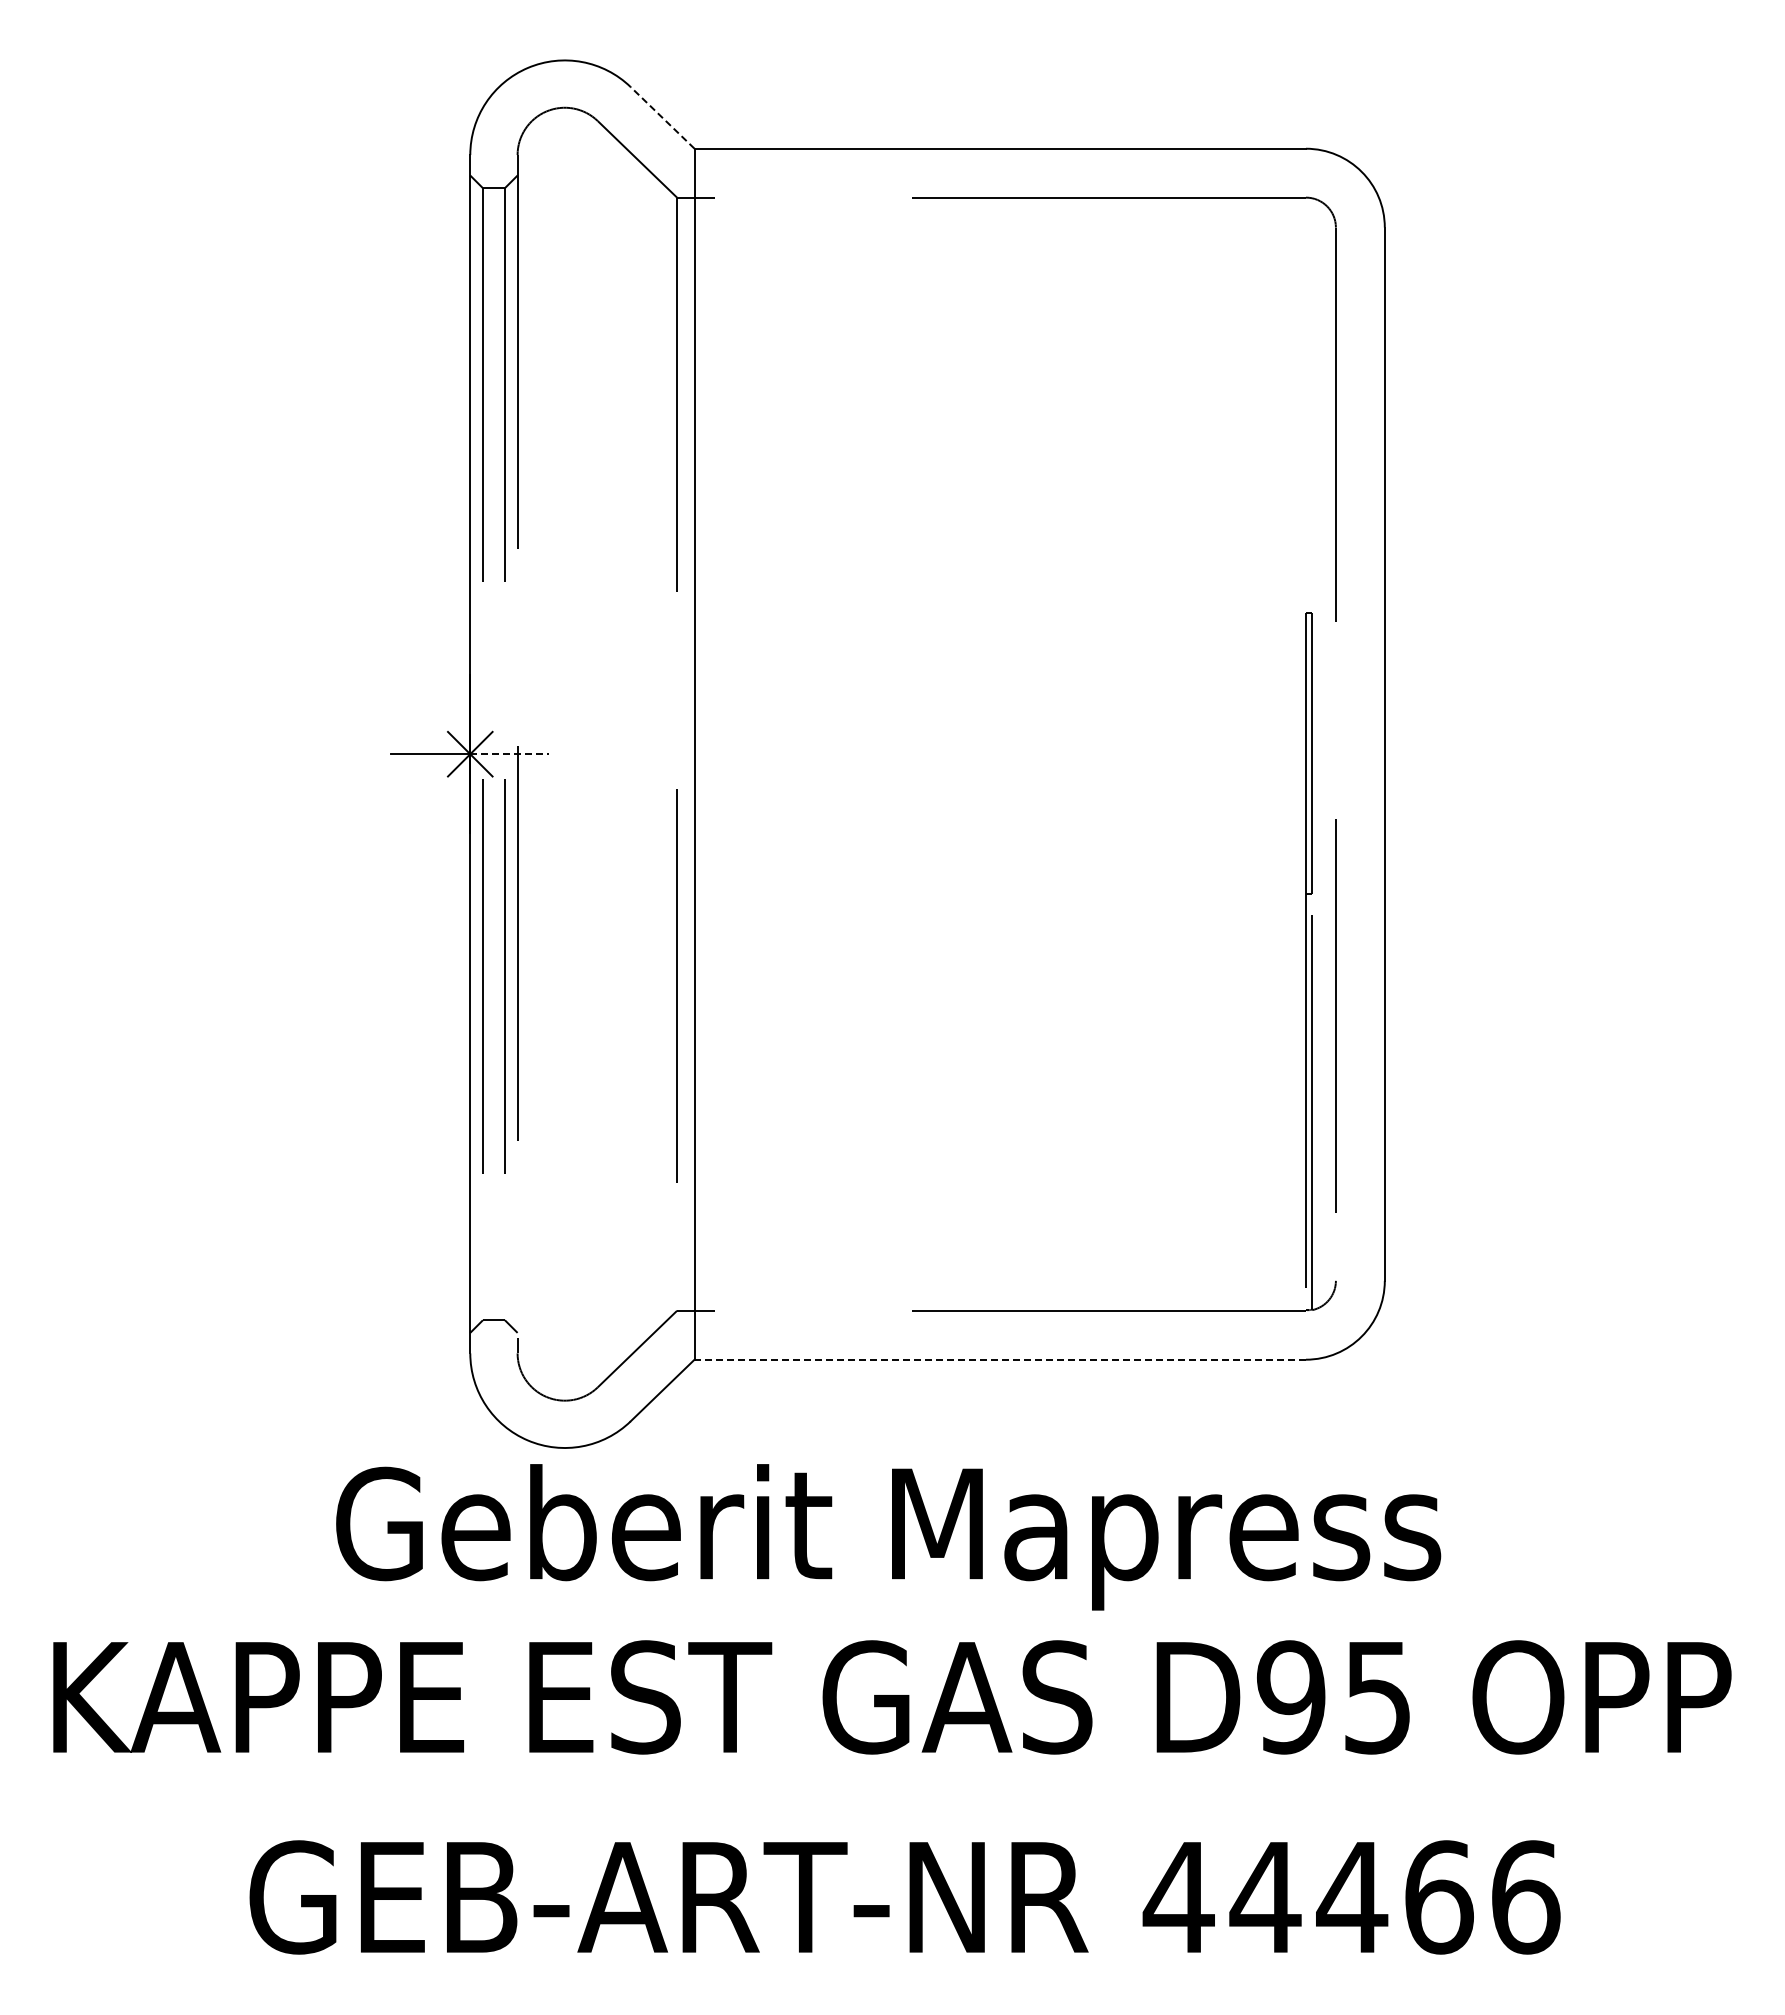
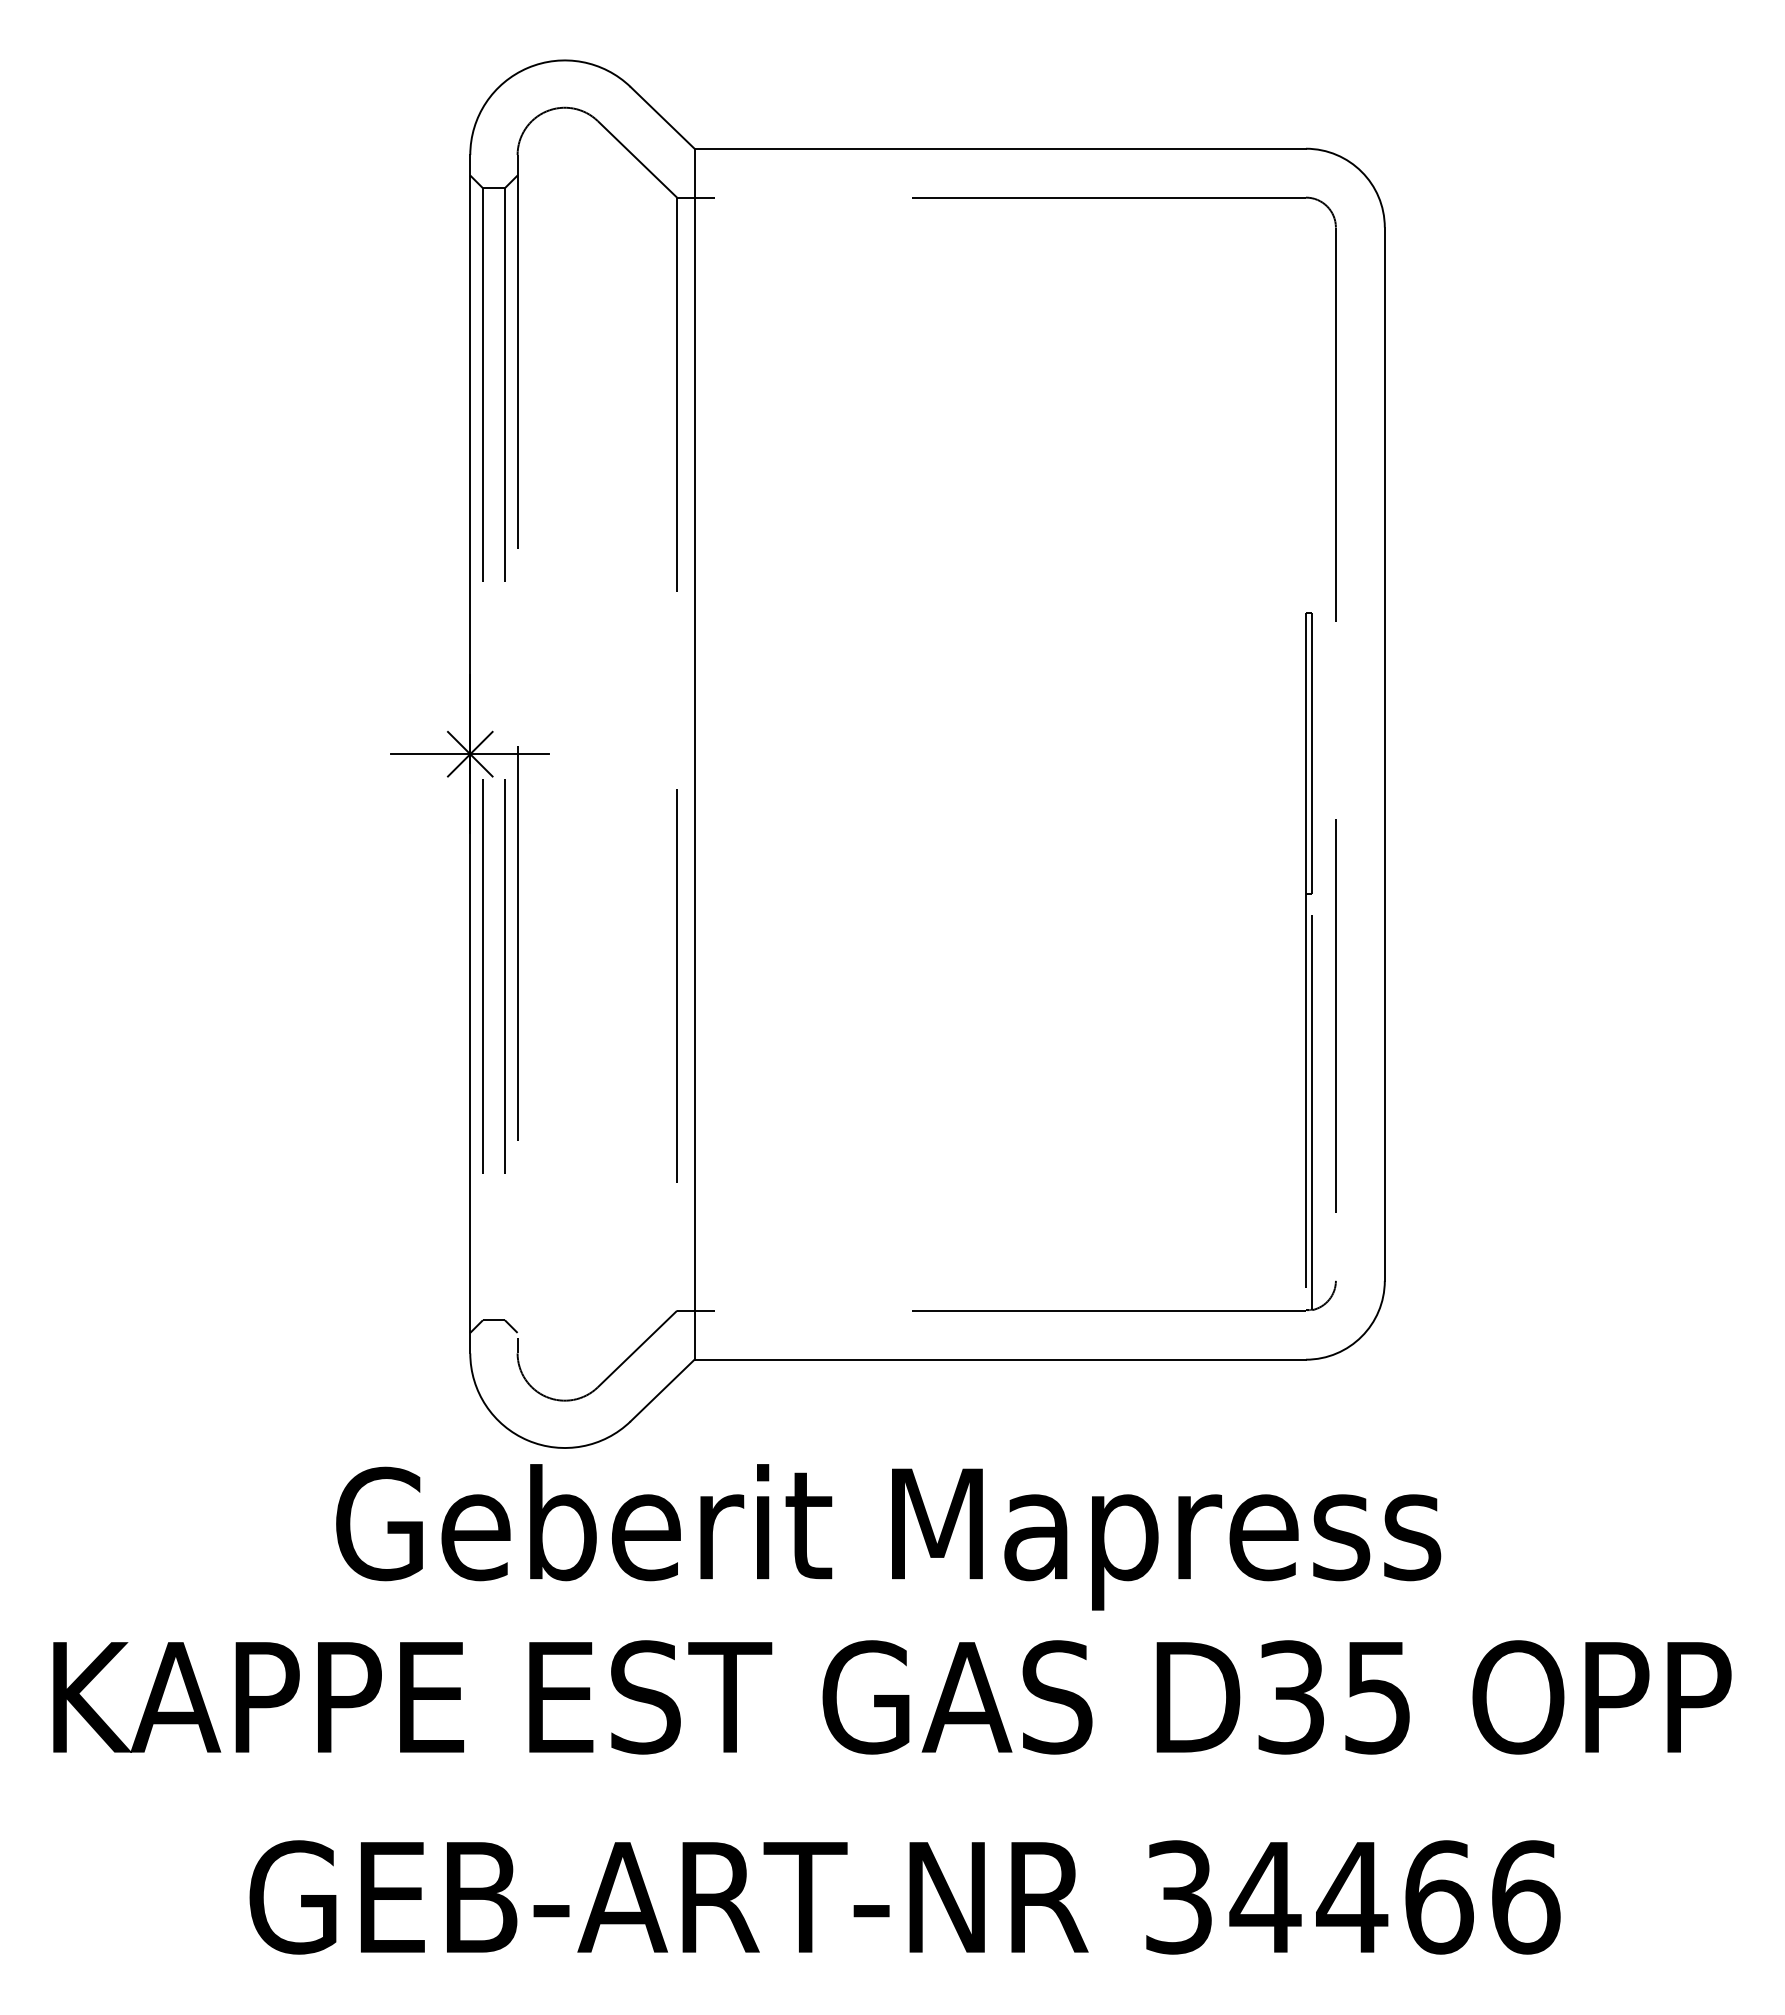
line: dashed -> solid (662, 117)
line: dashed -> solid (510, 754)
line: dashed -> solid (1000, 1359)
text: D95 -> D35 (1291, 1697)
text: 44466 -> 34466 (1178, 1897)
